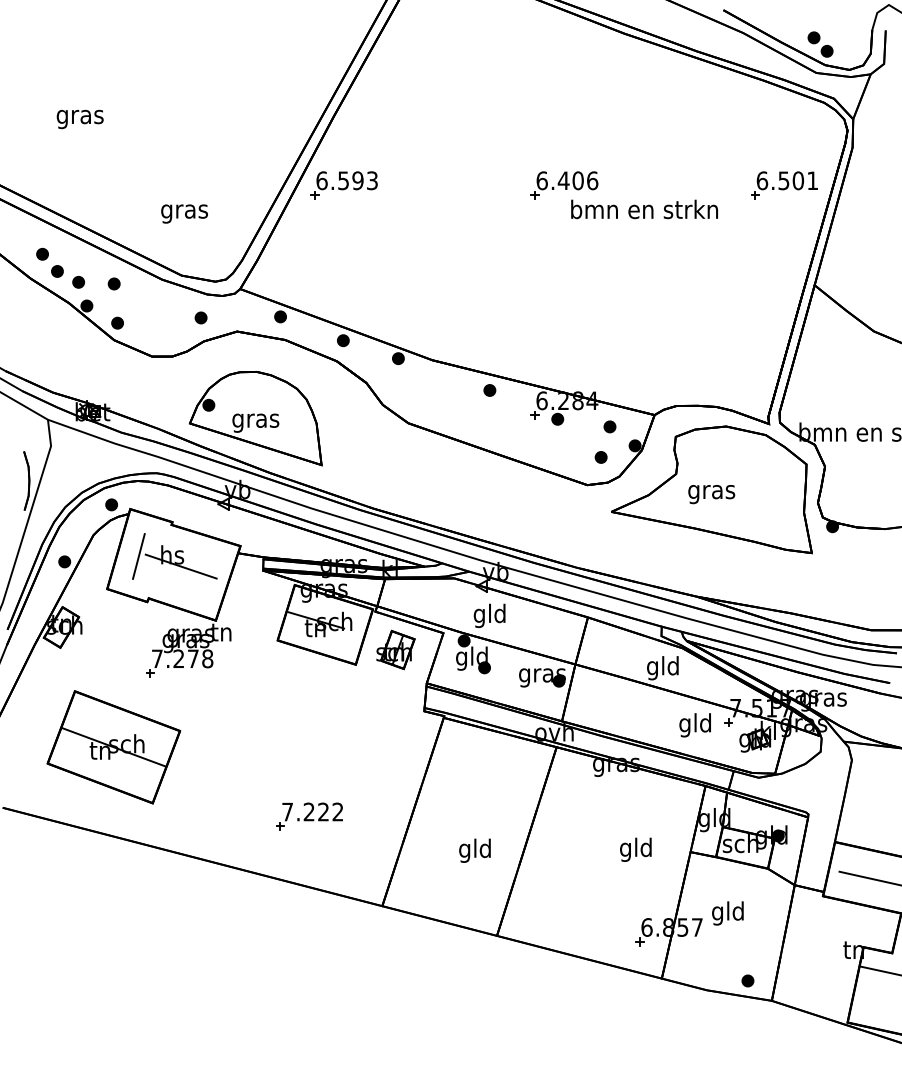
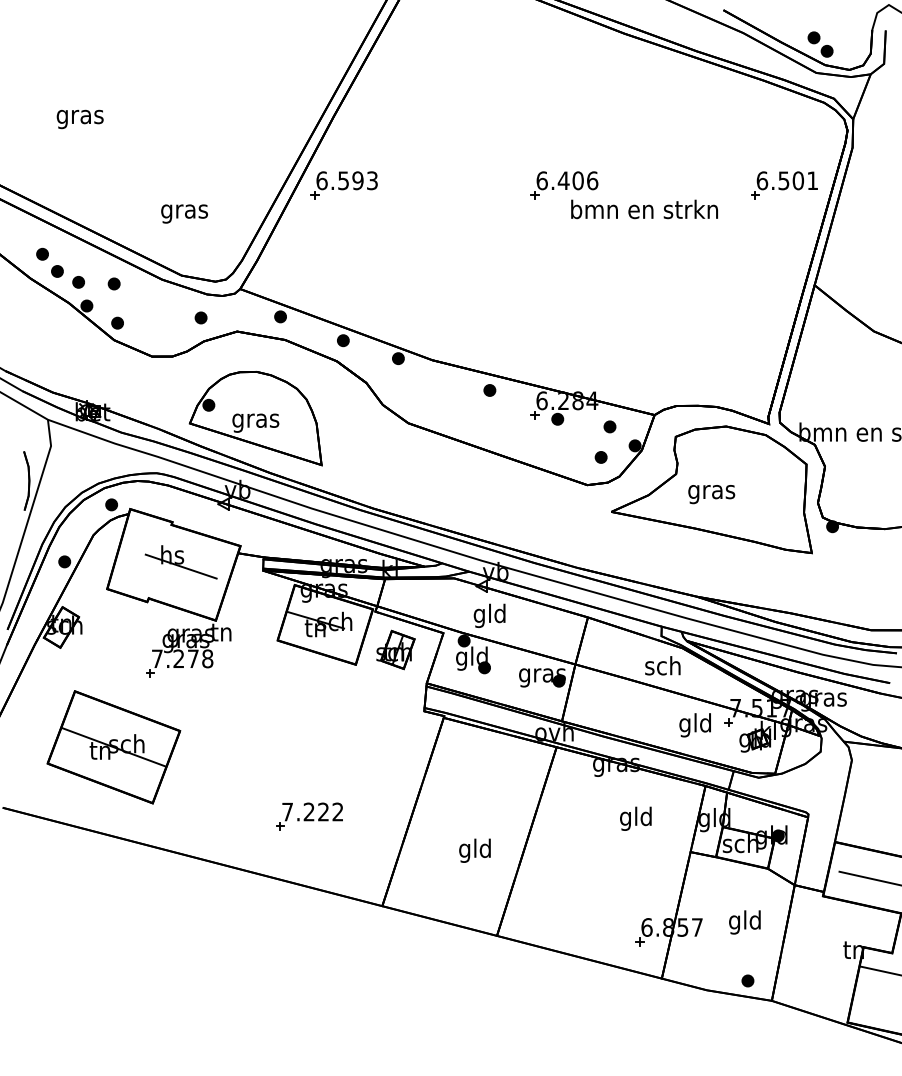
line: present -> none (138, 556)
text: gld -> sch (662, 668)
text position: (635, 849) -> (635, 818) (635, 818)
text position: (727, 913) -> (744, 922) (744, 922)
